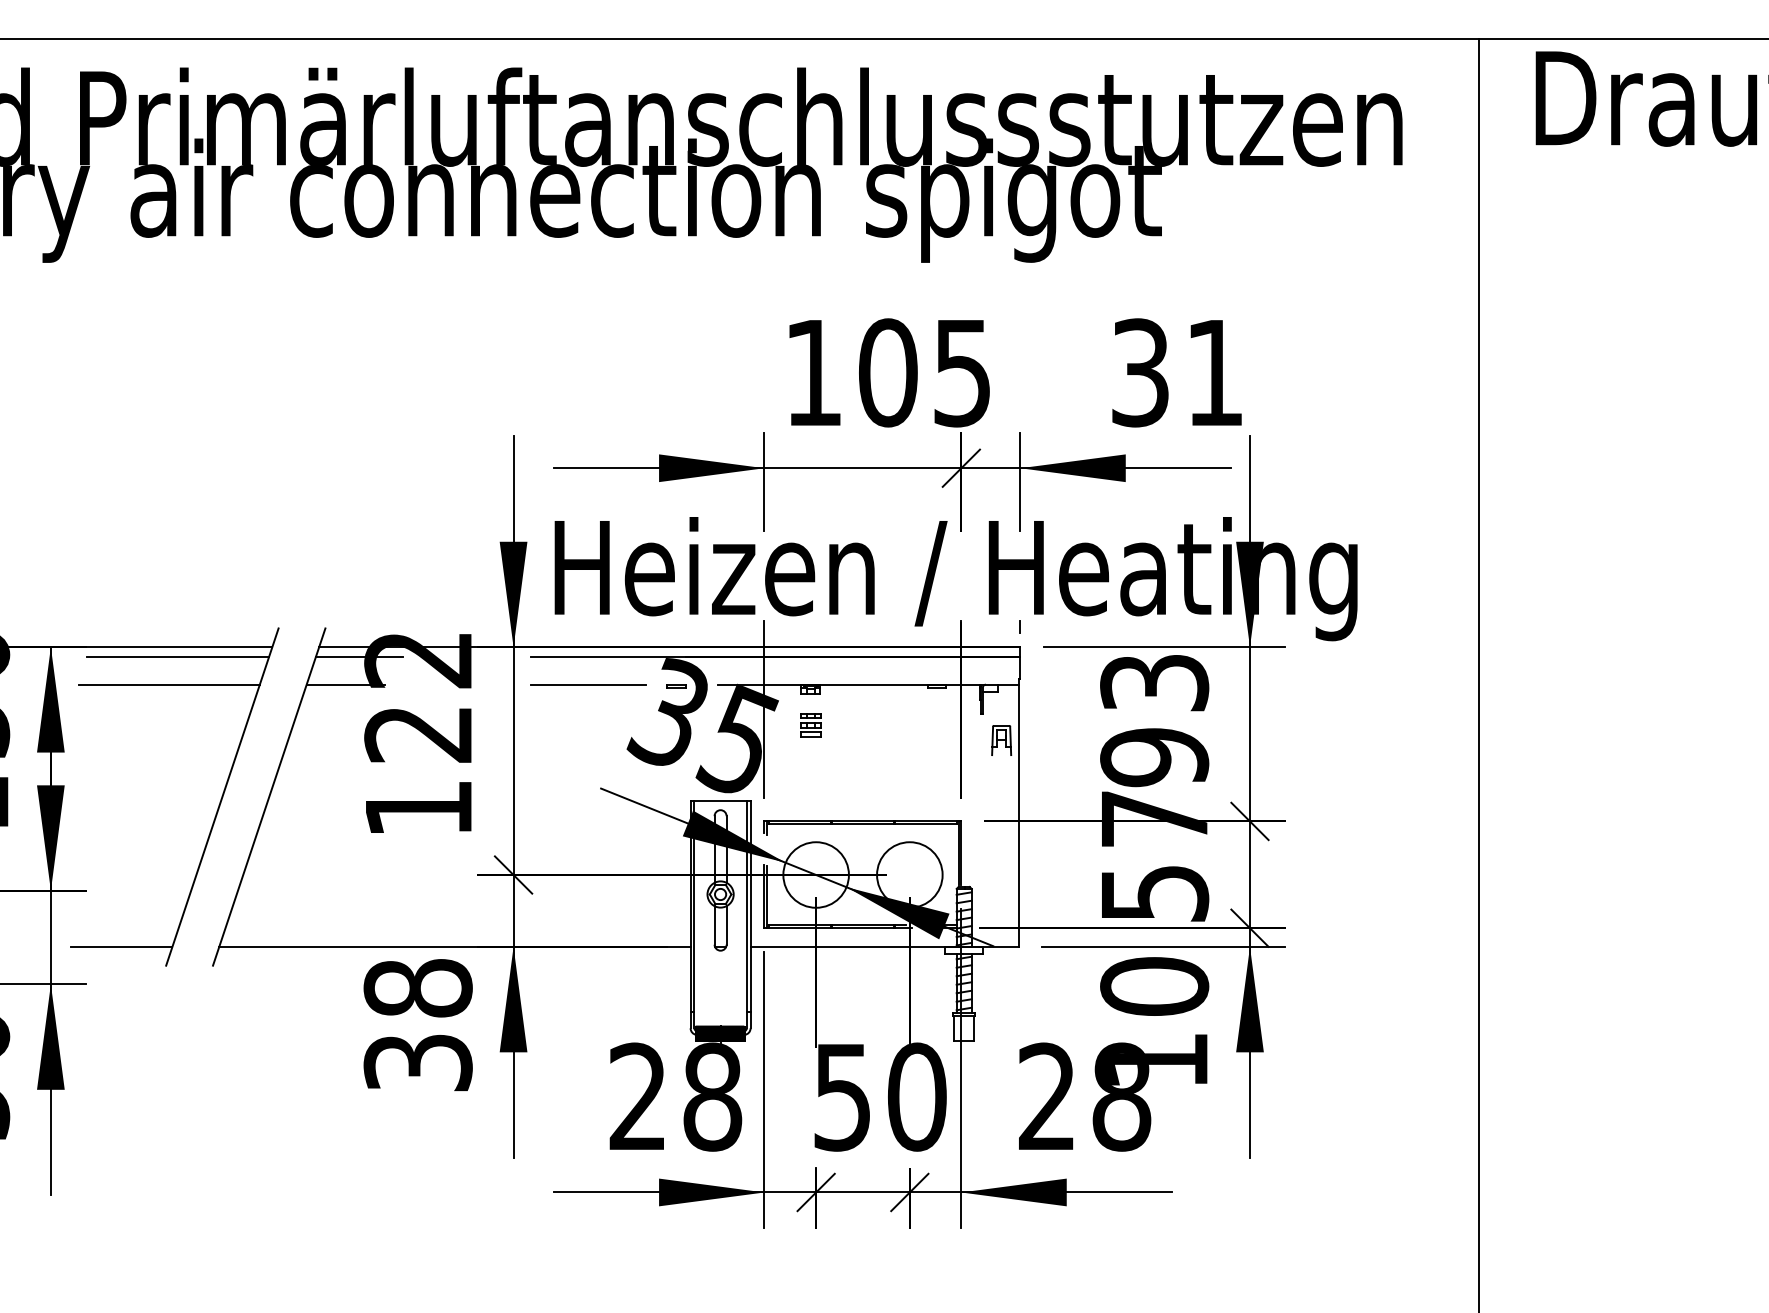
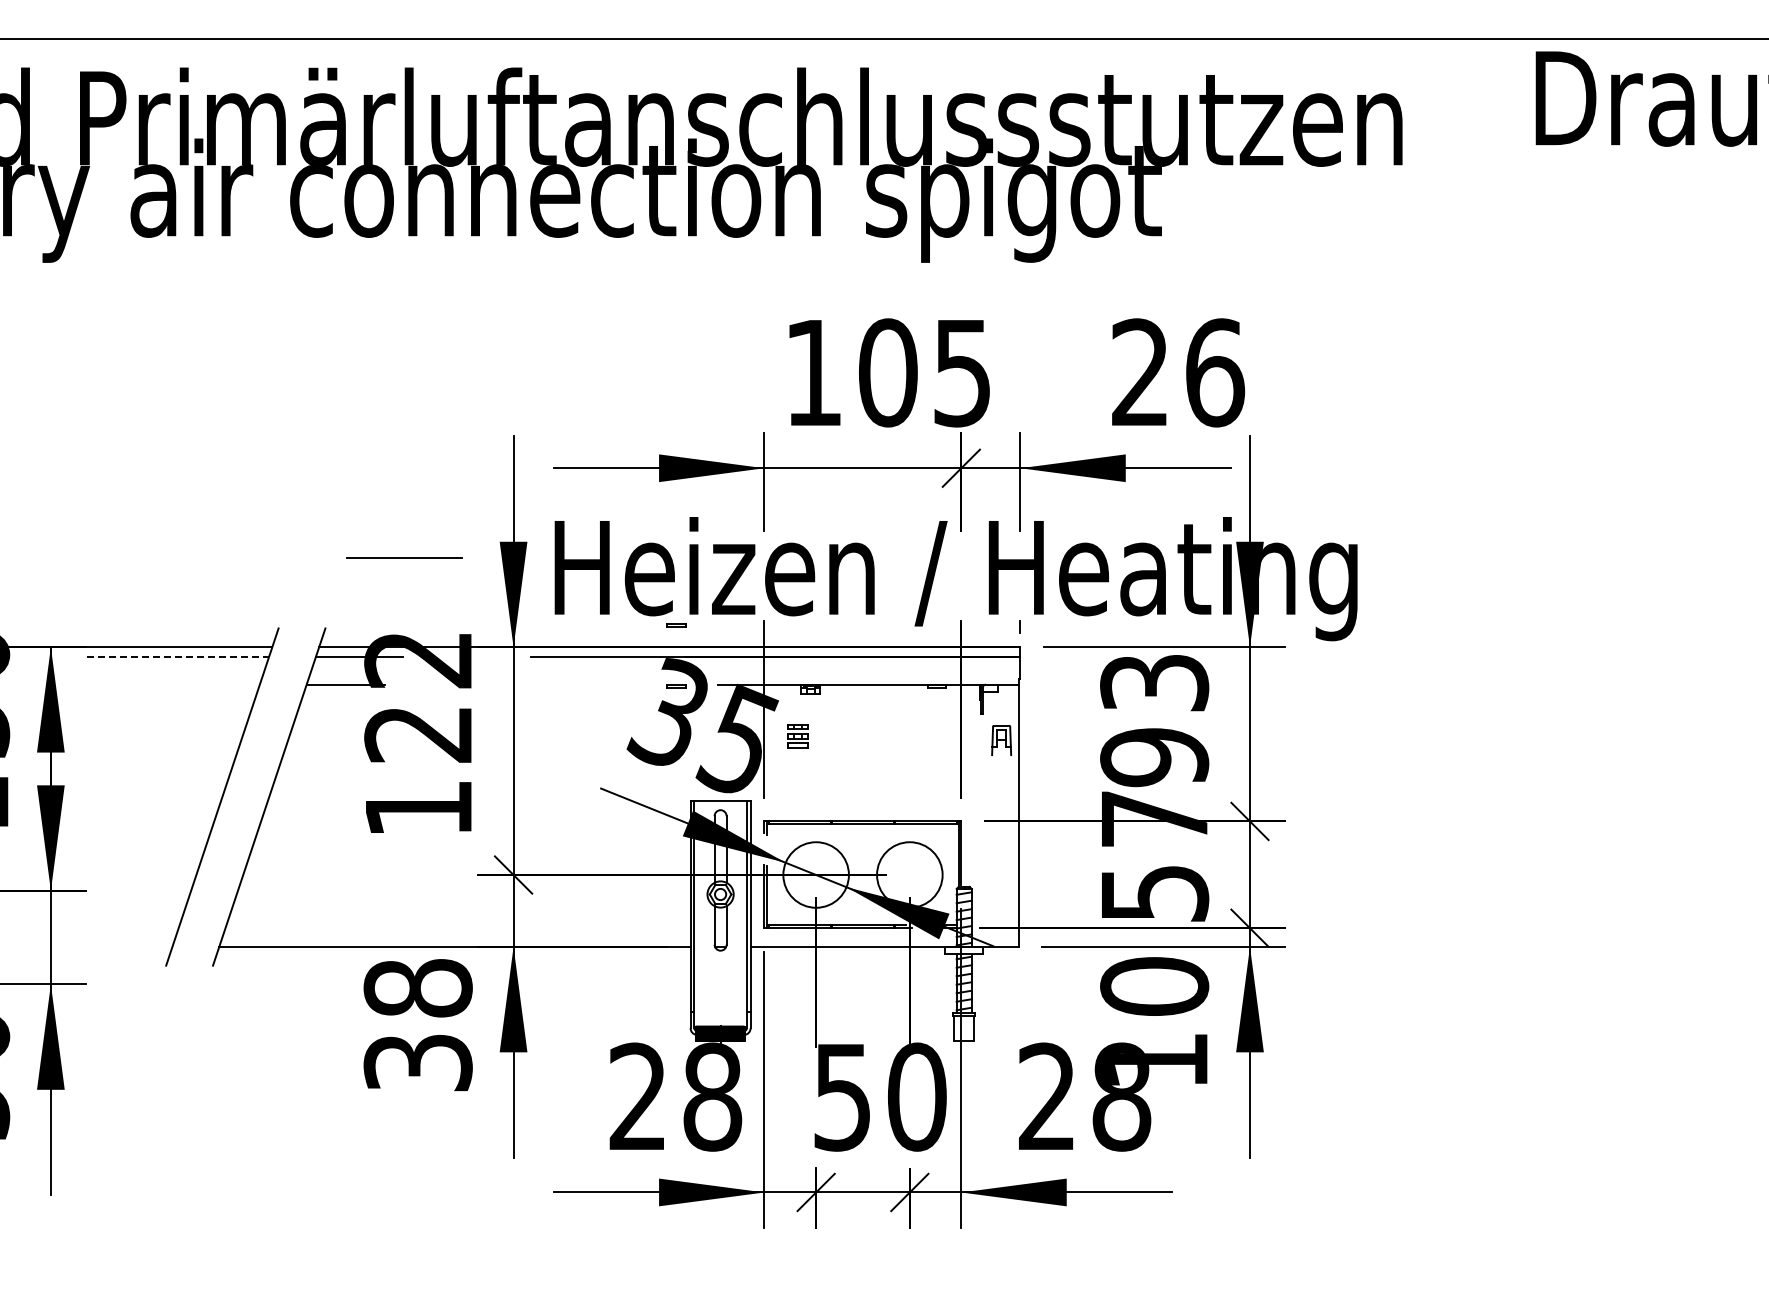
text: 31 -> 26 (1178, 372)
line: none -> present (676, 624)
line: solid -> dashed (178, 656)
line: present -> none (1479, 674)
line: present -> none (169, 684)
line position: (588, 684) -> (404, 557) (404, 557)
part position: (810, 725) -> (797, 736) (797, 736)
line: present -> none (121, 946)
